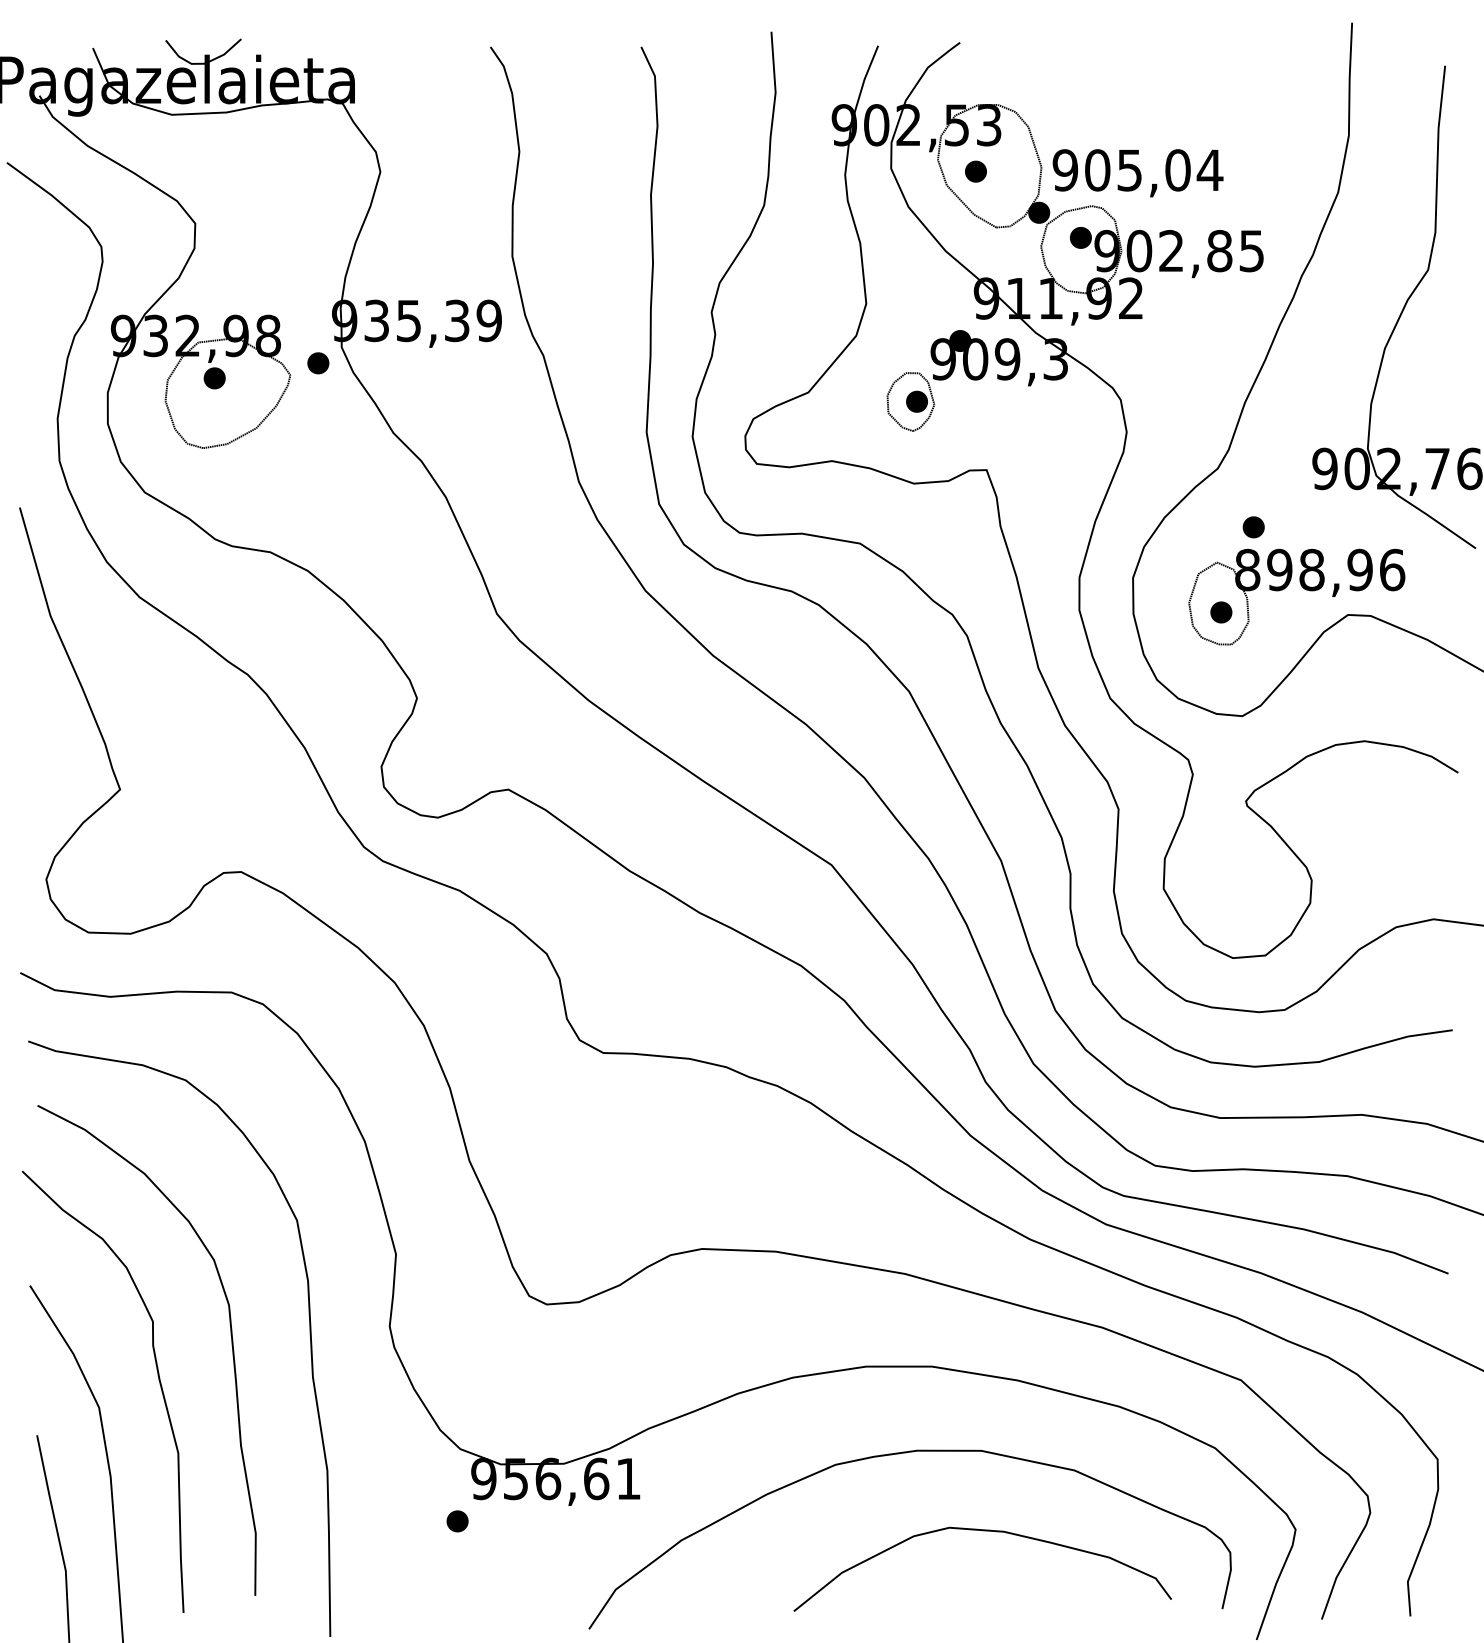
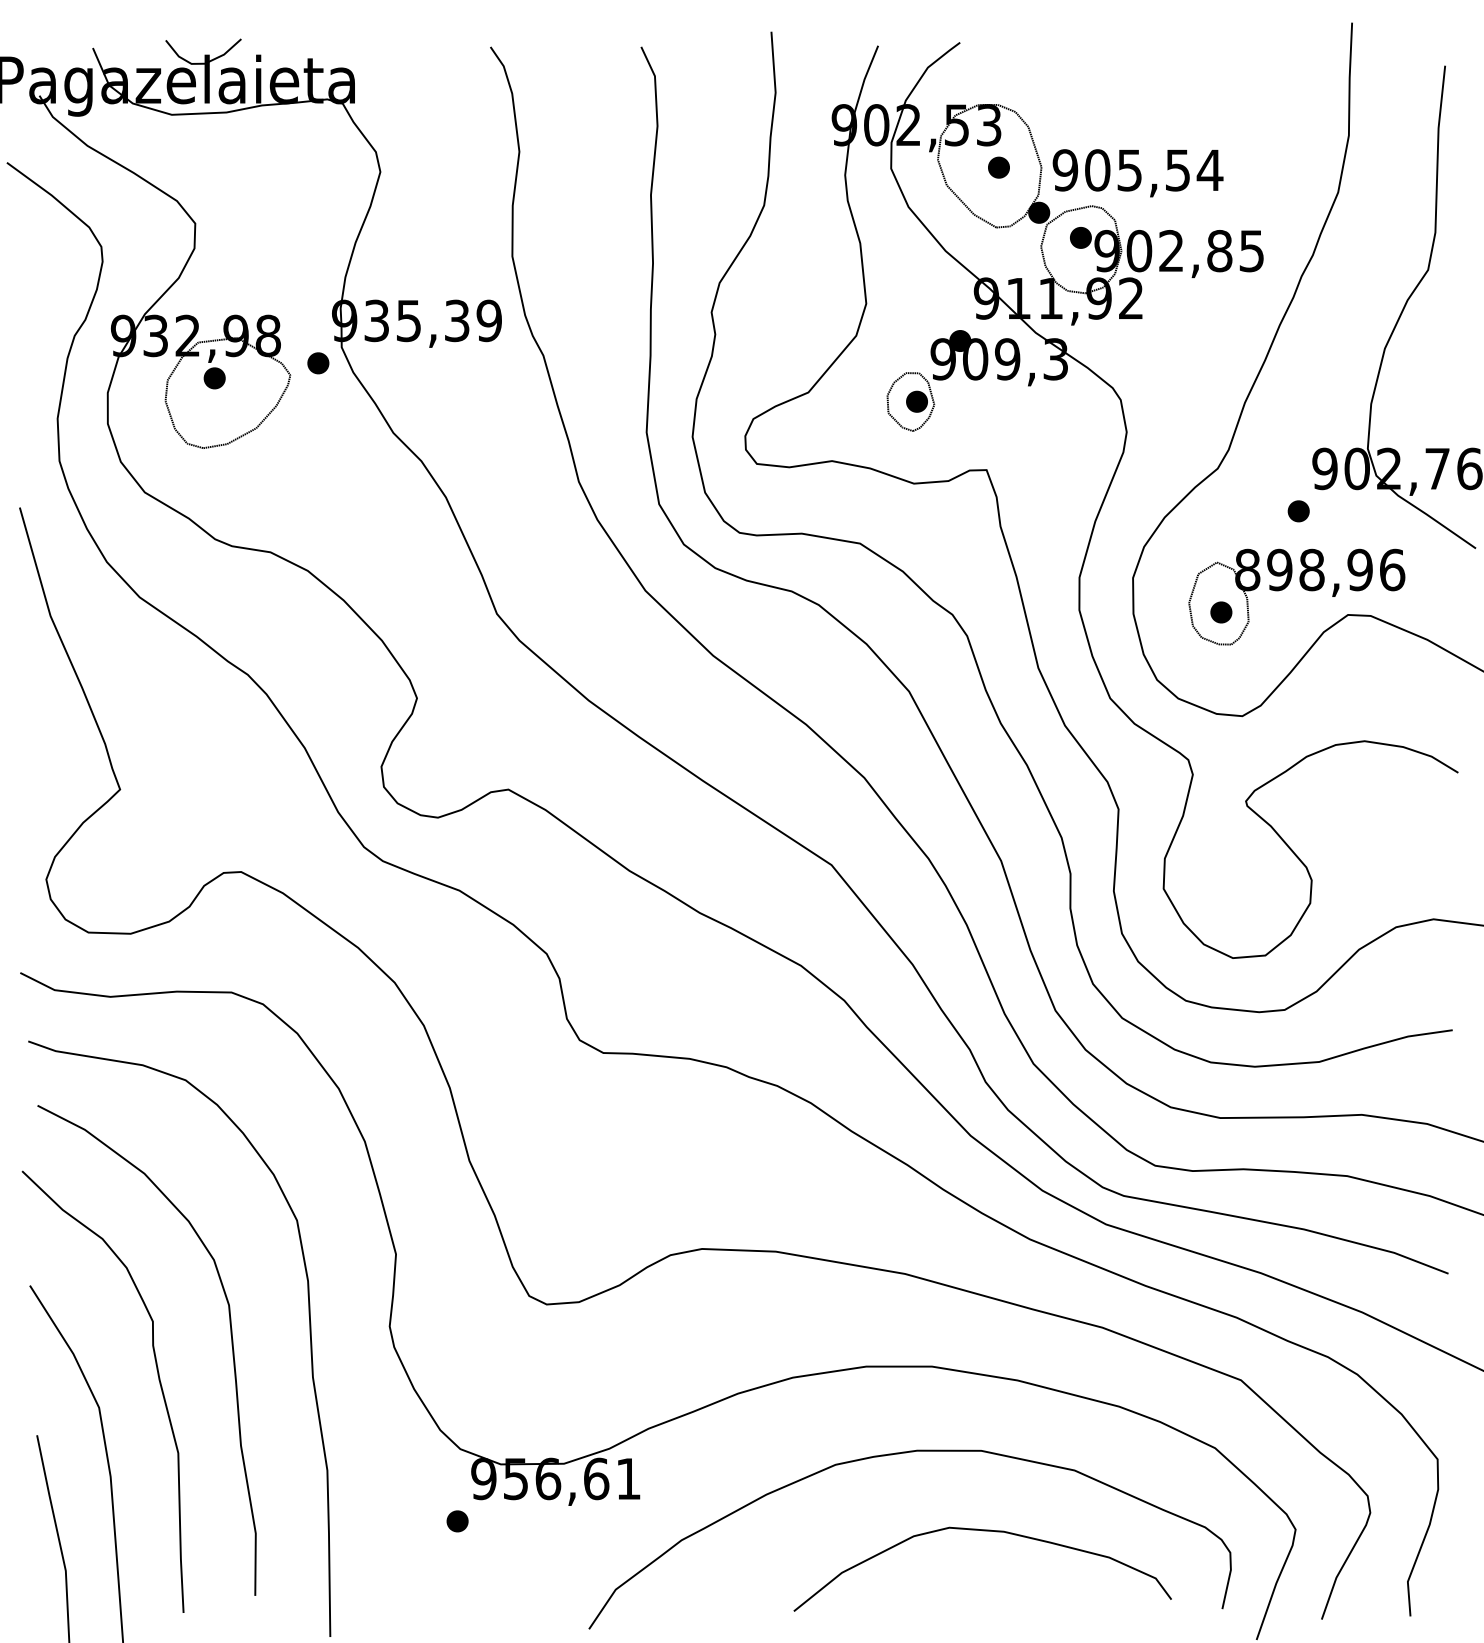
text: 905,04 -> 905,54 (1177, 170)
part position: (975, 171) -> (998, 167) (998, 167)
part position: (1253, 527) -> (1298, 511) (1298, 511)
